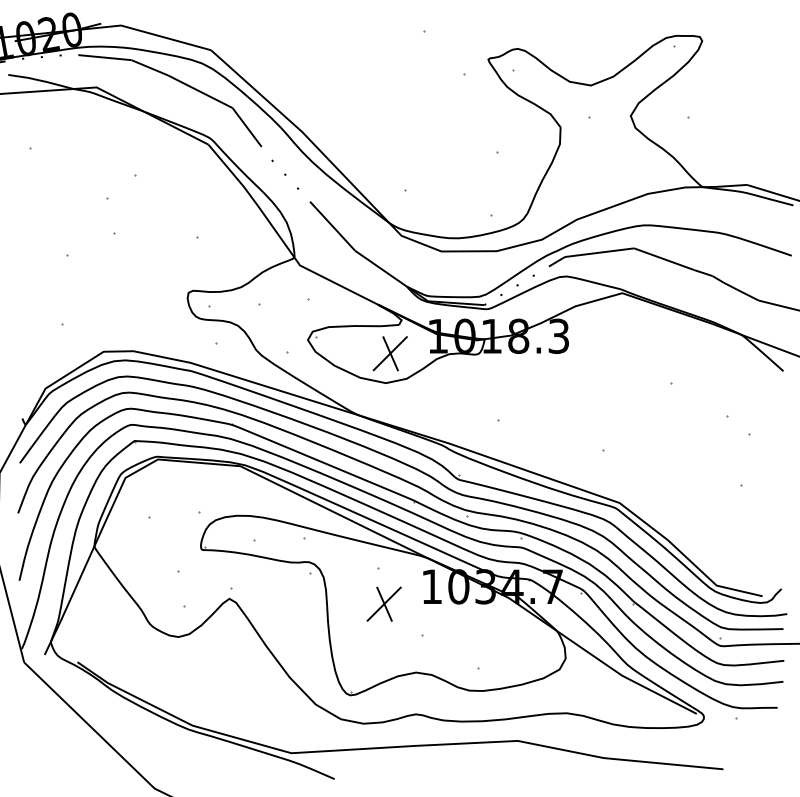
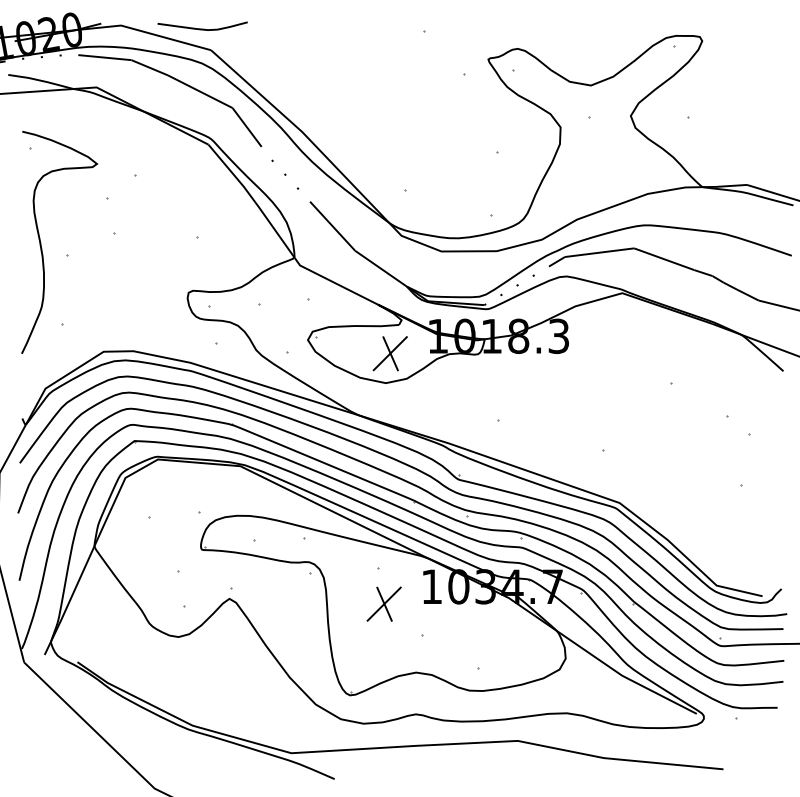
curve: none -> present (202, 28)
curve: none -> present (41, 242)
